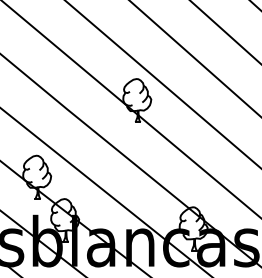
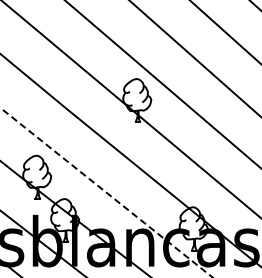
line: solid -> dashed (106, 192)
